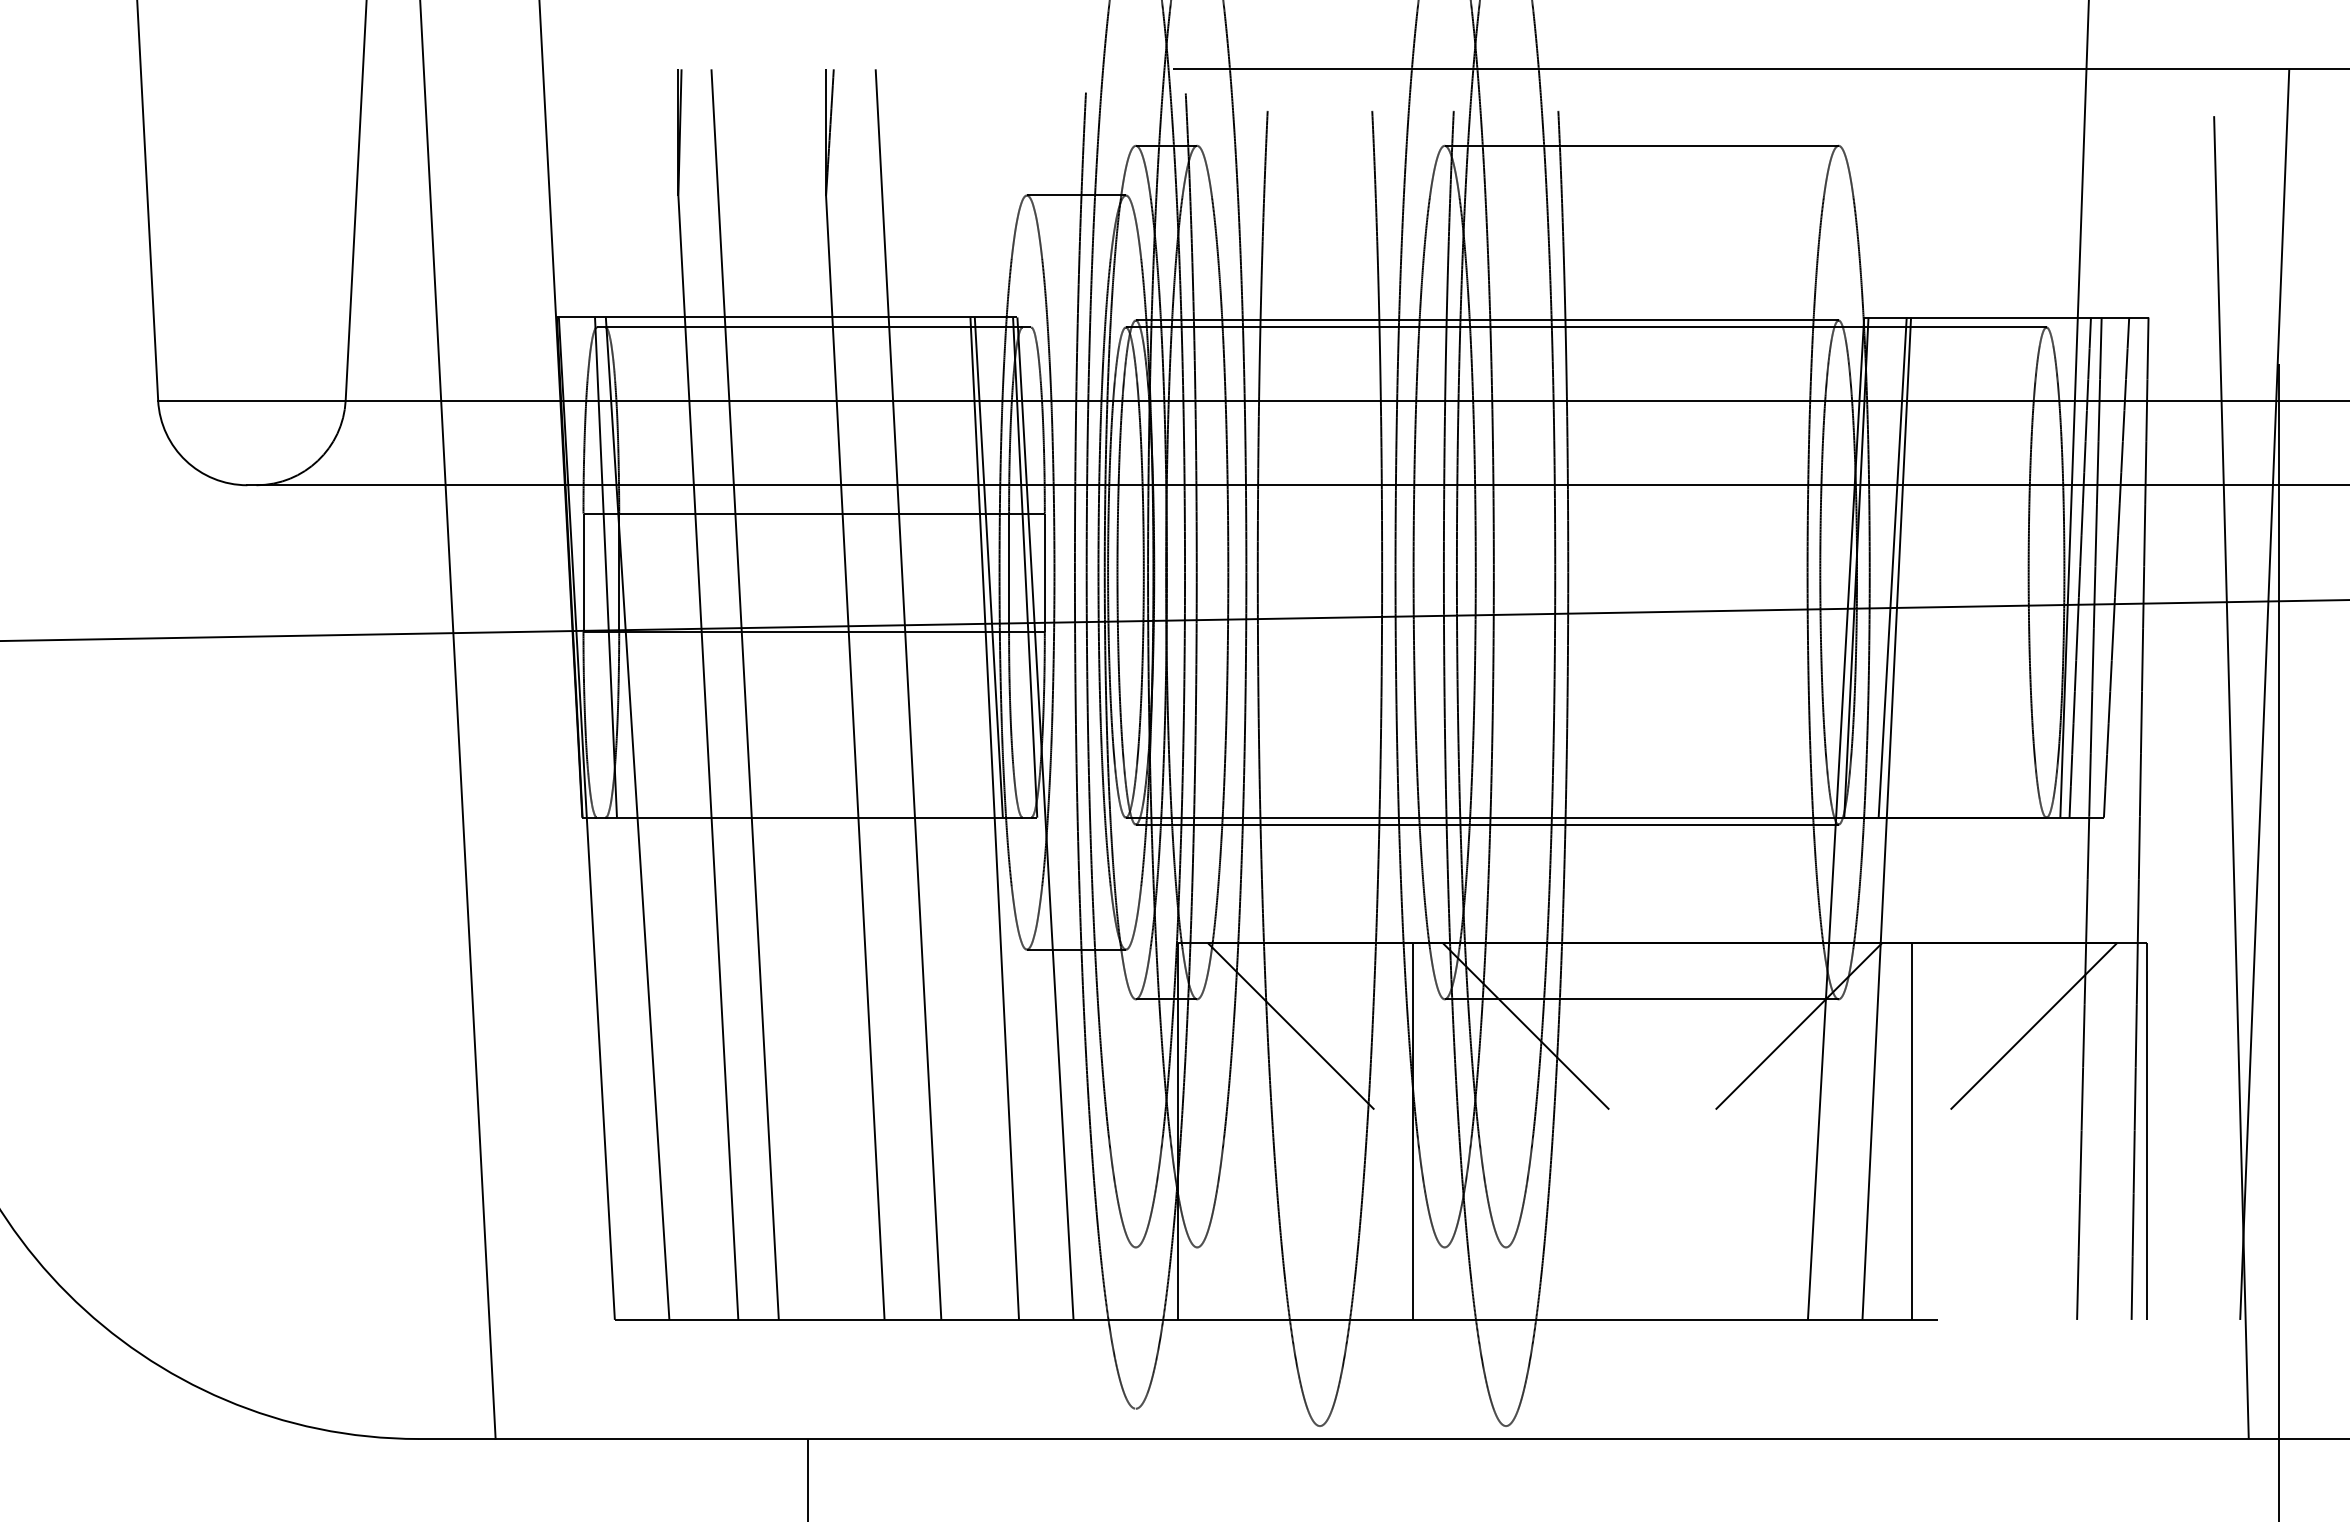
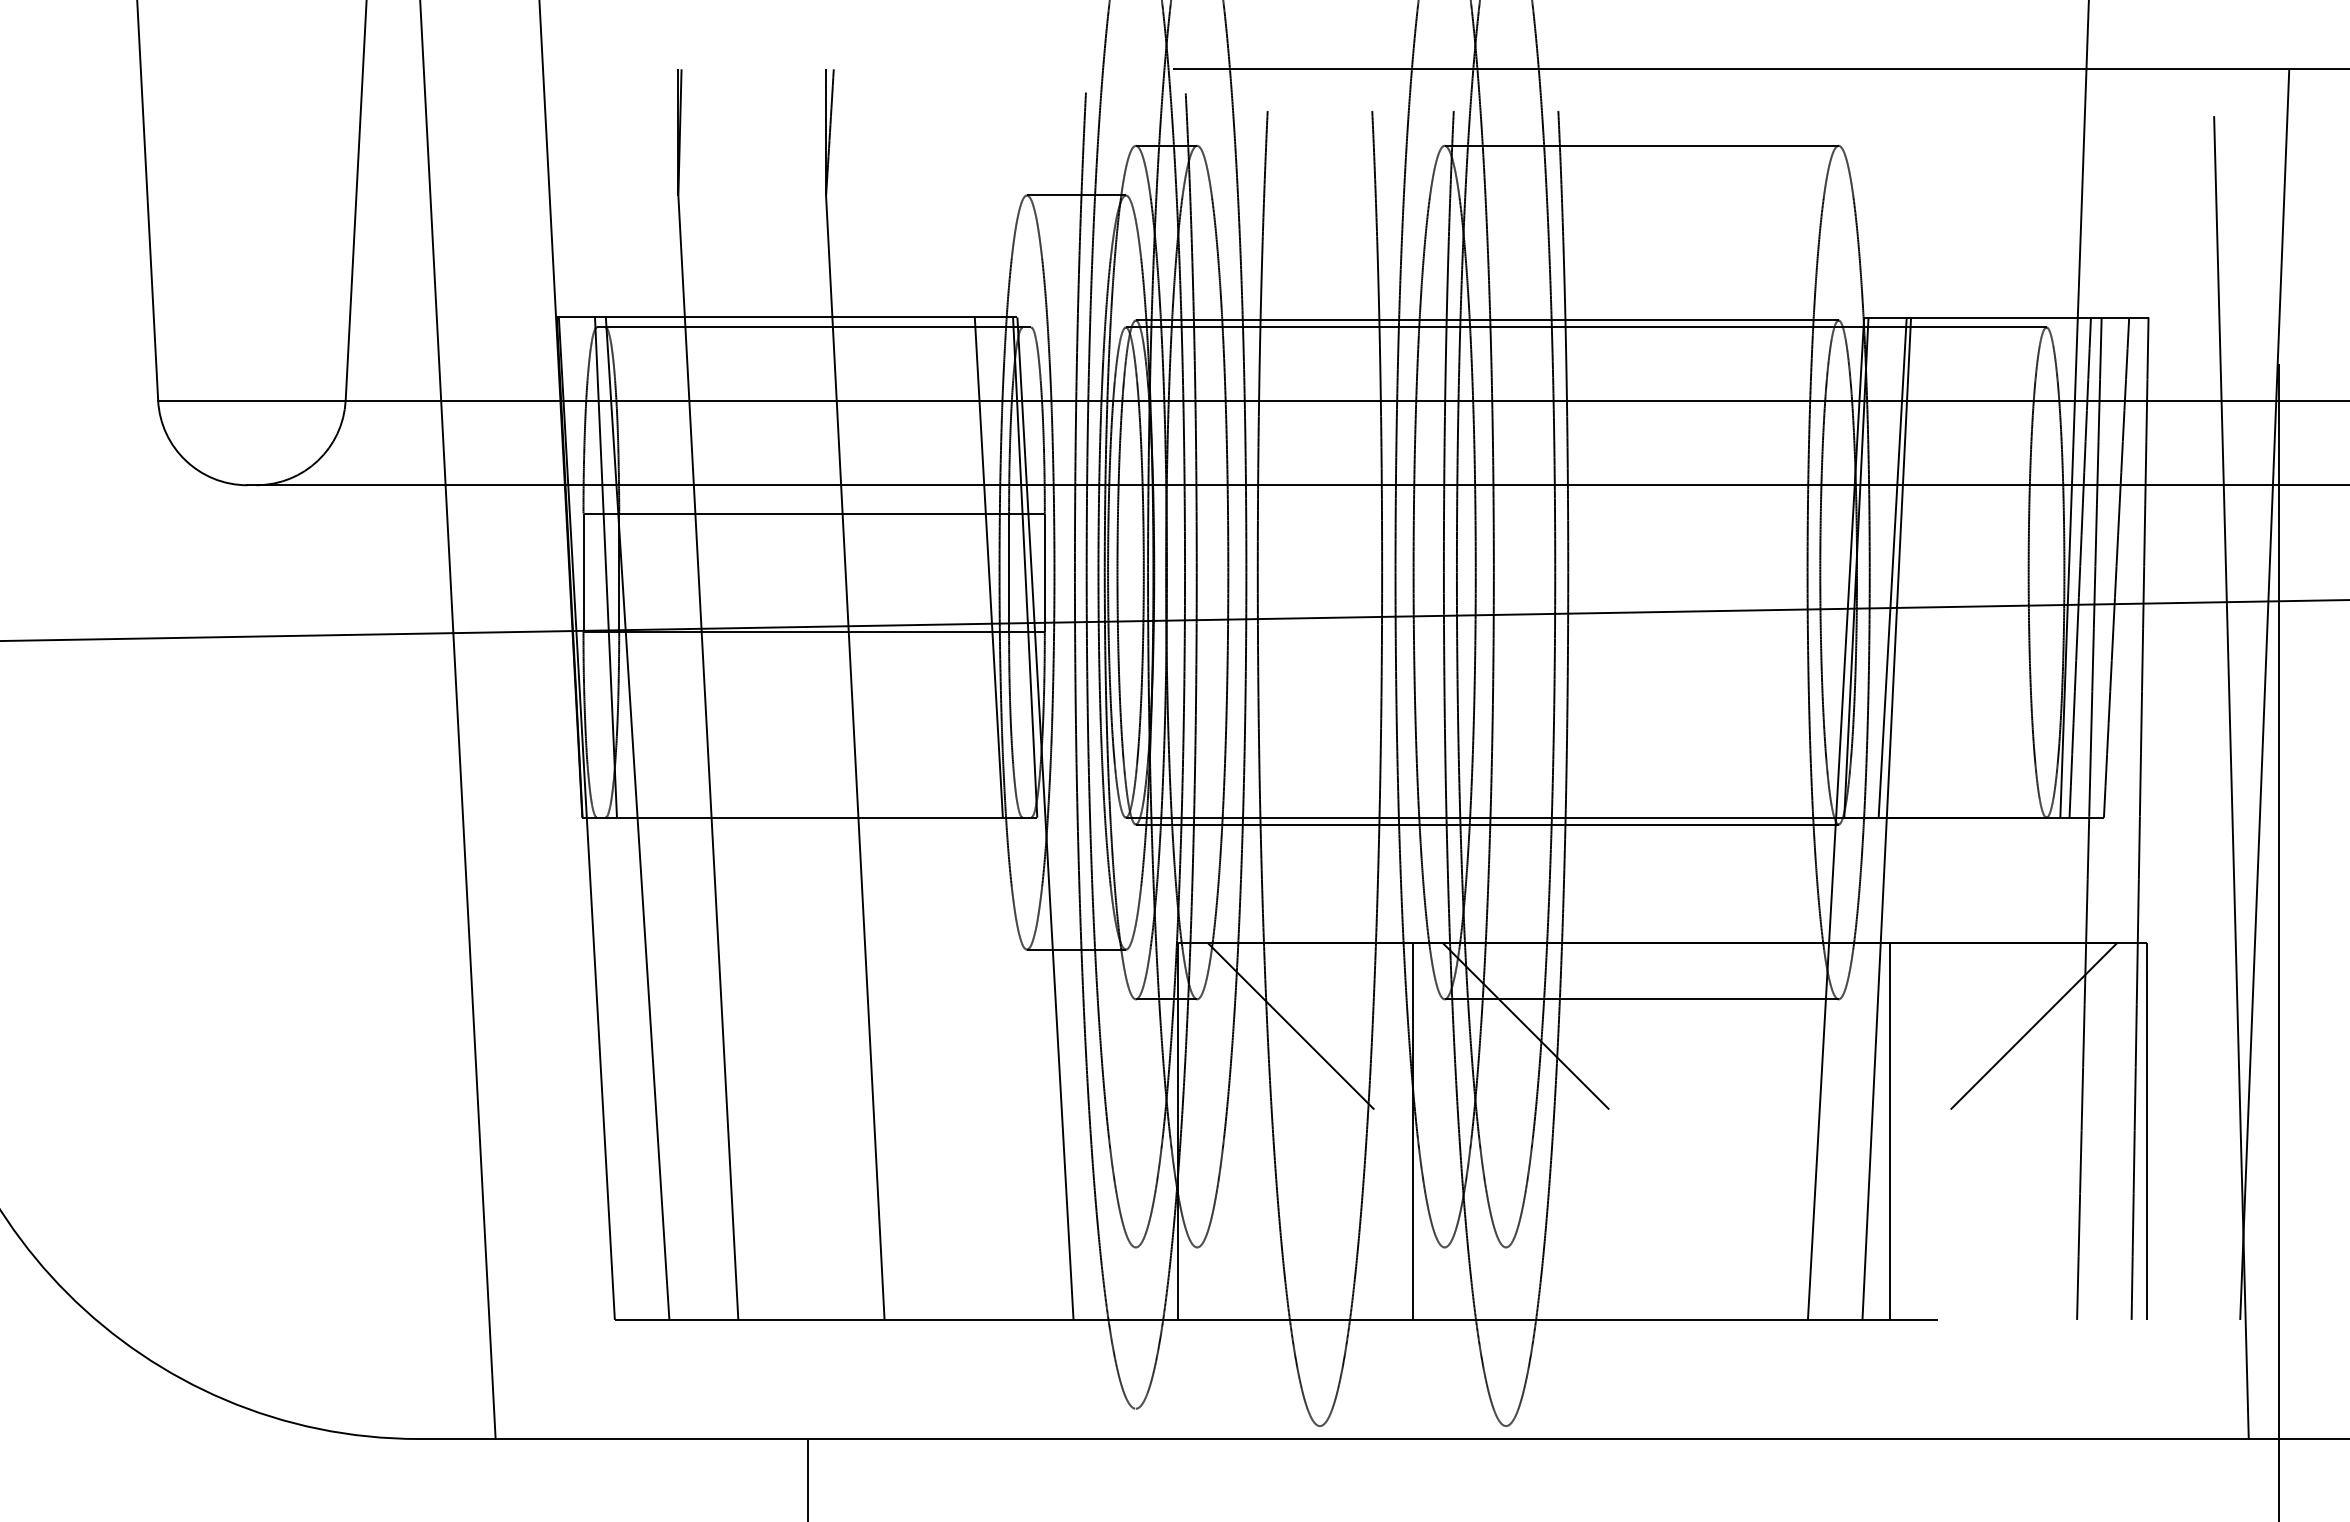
line: present -> none (744, 694)
line: present -> none (908, 694)
line: present -> none (994, 818)
line: present -> none (1798, 1025)
line position: (1912, 1130) -> (1890, 1130) (1890, 1130)
